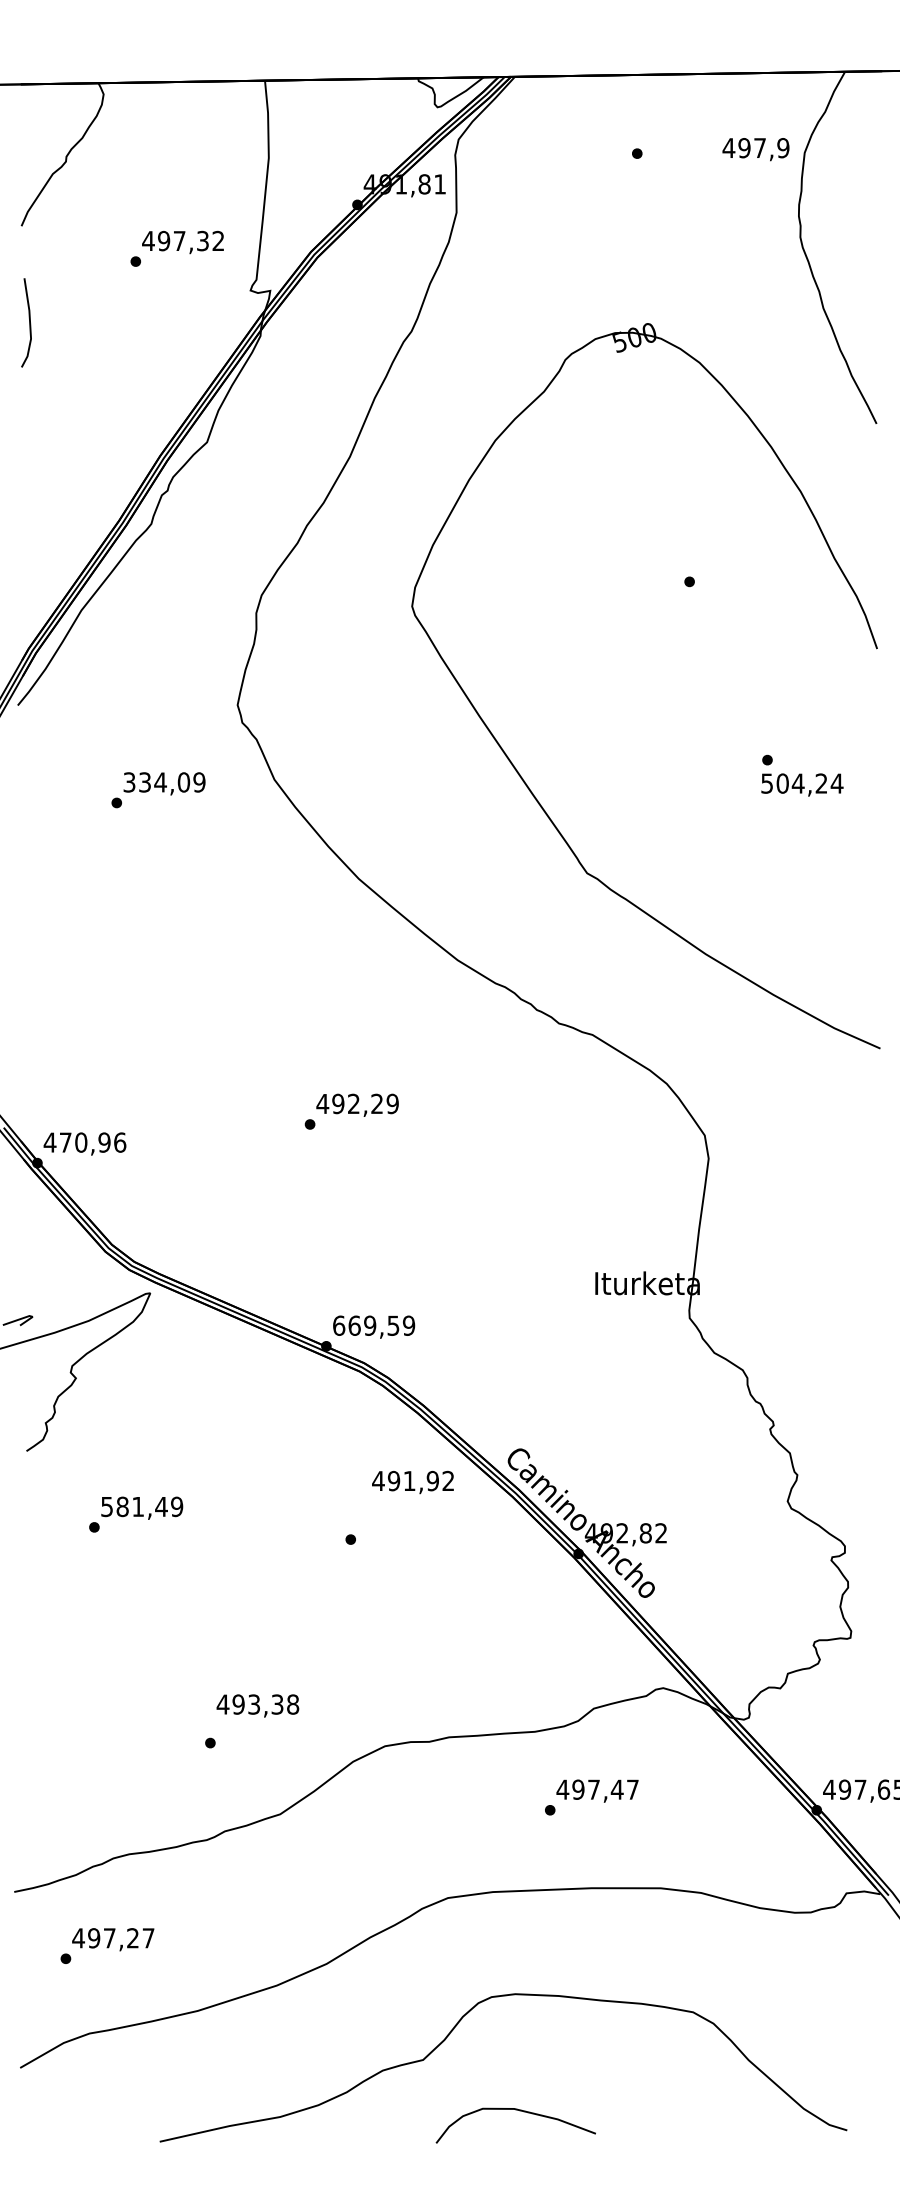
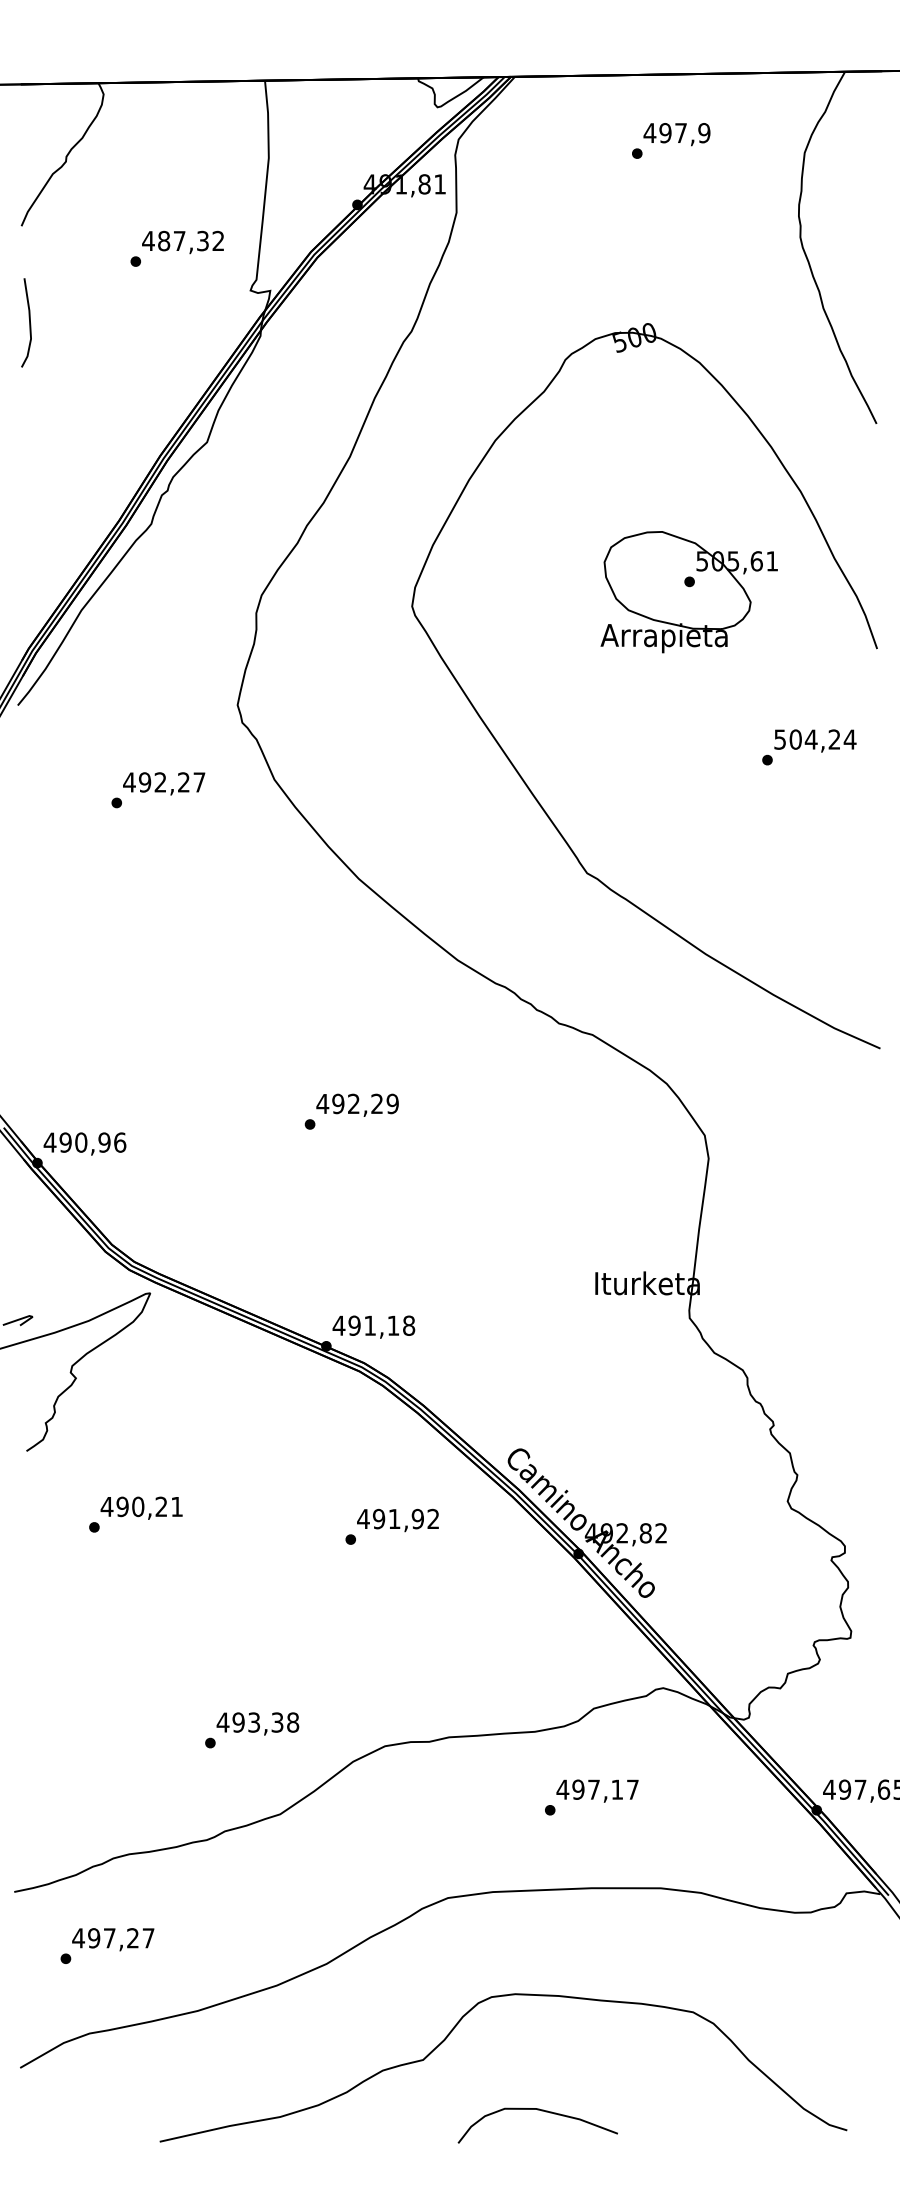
text position: (755, 149) -> (676, 134) (676, 134)
text: 497,32 -> 487,32 (164, 241)
part: none -> present (688, 592)
text: 334,09 -> 492,27 (164, 782)
text position: (802, 784) -> (815, 740) (815, 740)
text: 470,96 -> 490,96 (65, 1142)
text: 669,59 -> 491,18 (373, 1325)
text position: (412, 1482) -> (397, 1520) (397, 1520)
text: 581,49 -> 490,21 (141, 1506)
text position: (257, 1705) -> (257, 1723) (257, 1723)
text: 497,47 -> 497,17 (616, 1789)
curve position: (519, 2111) -> (541, 2111) (541, 2111)
